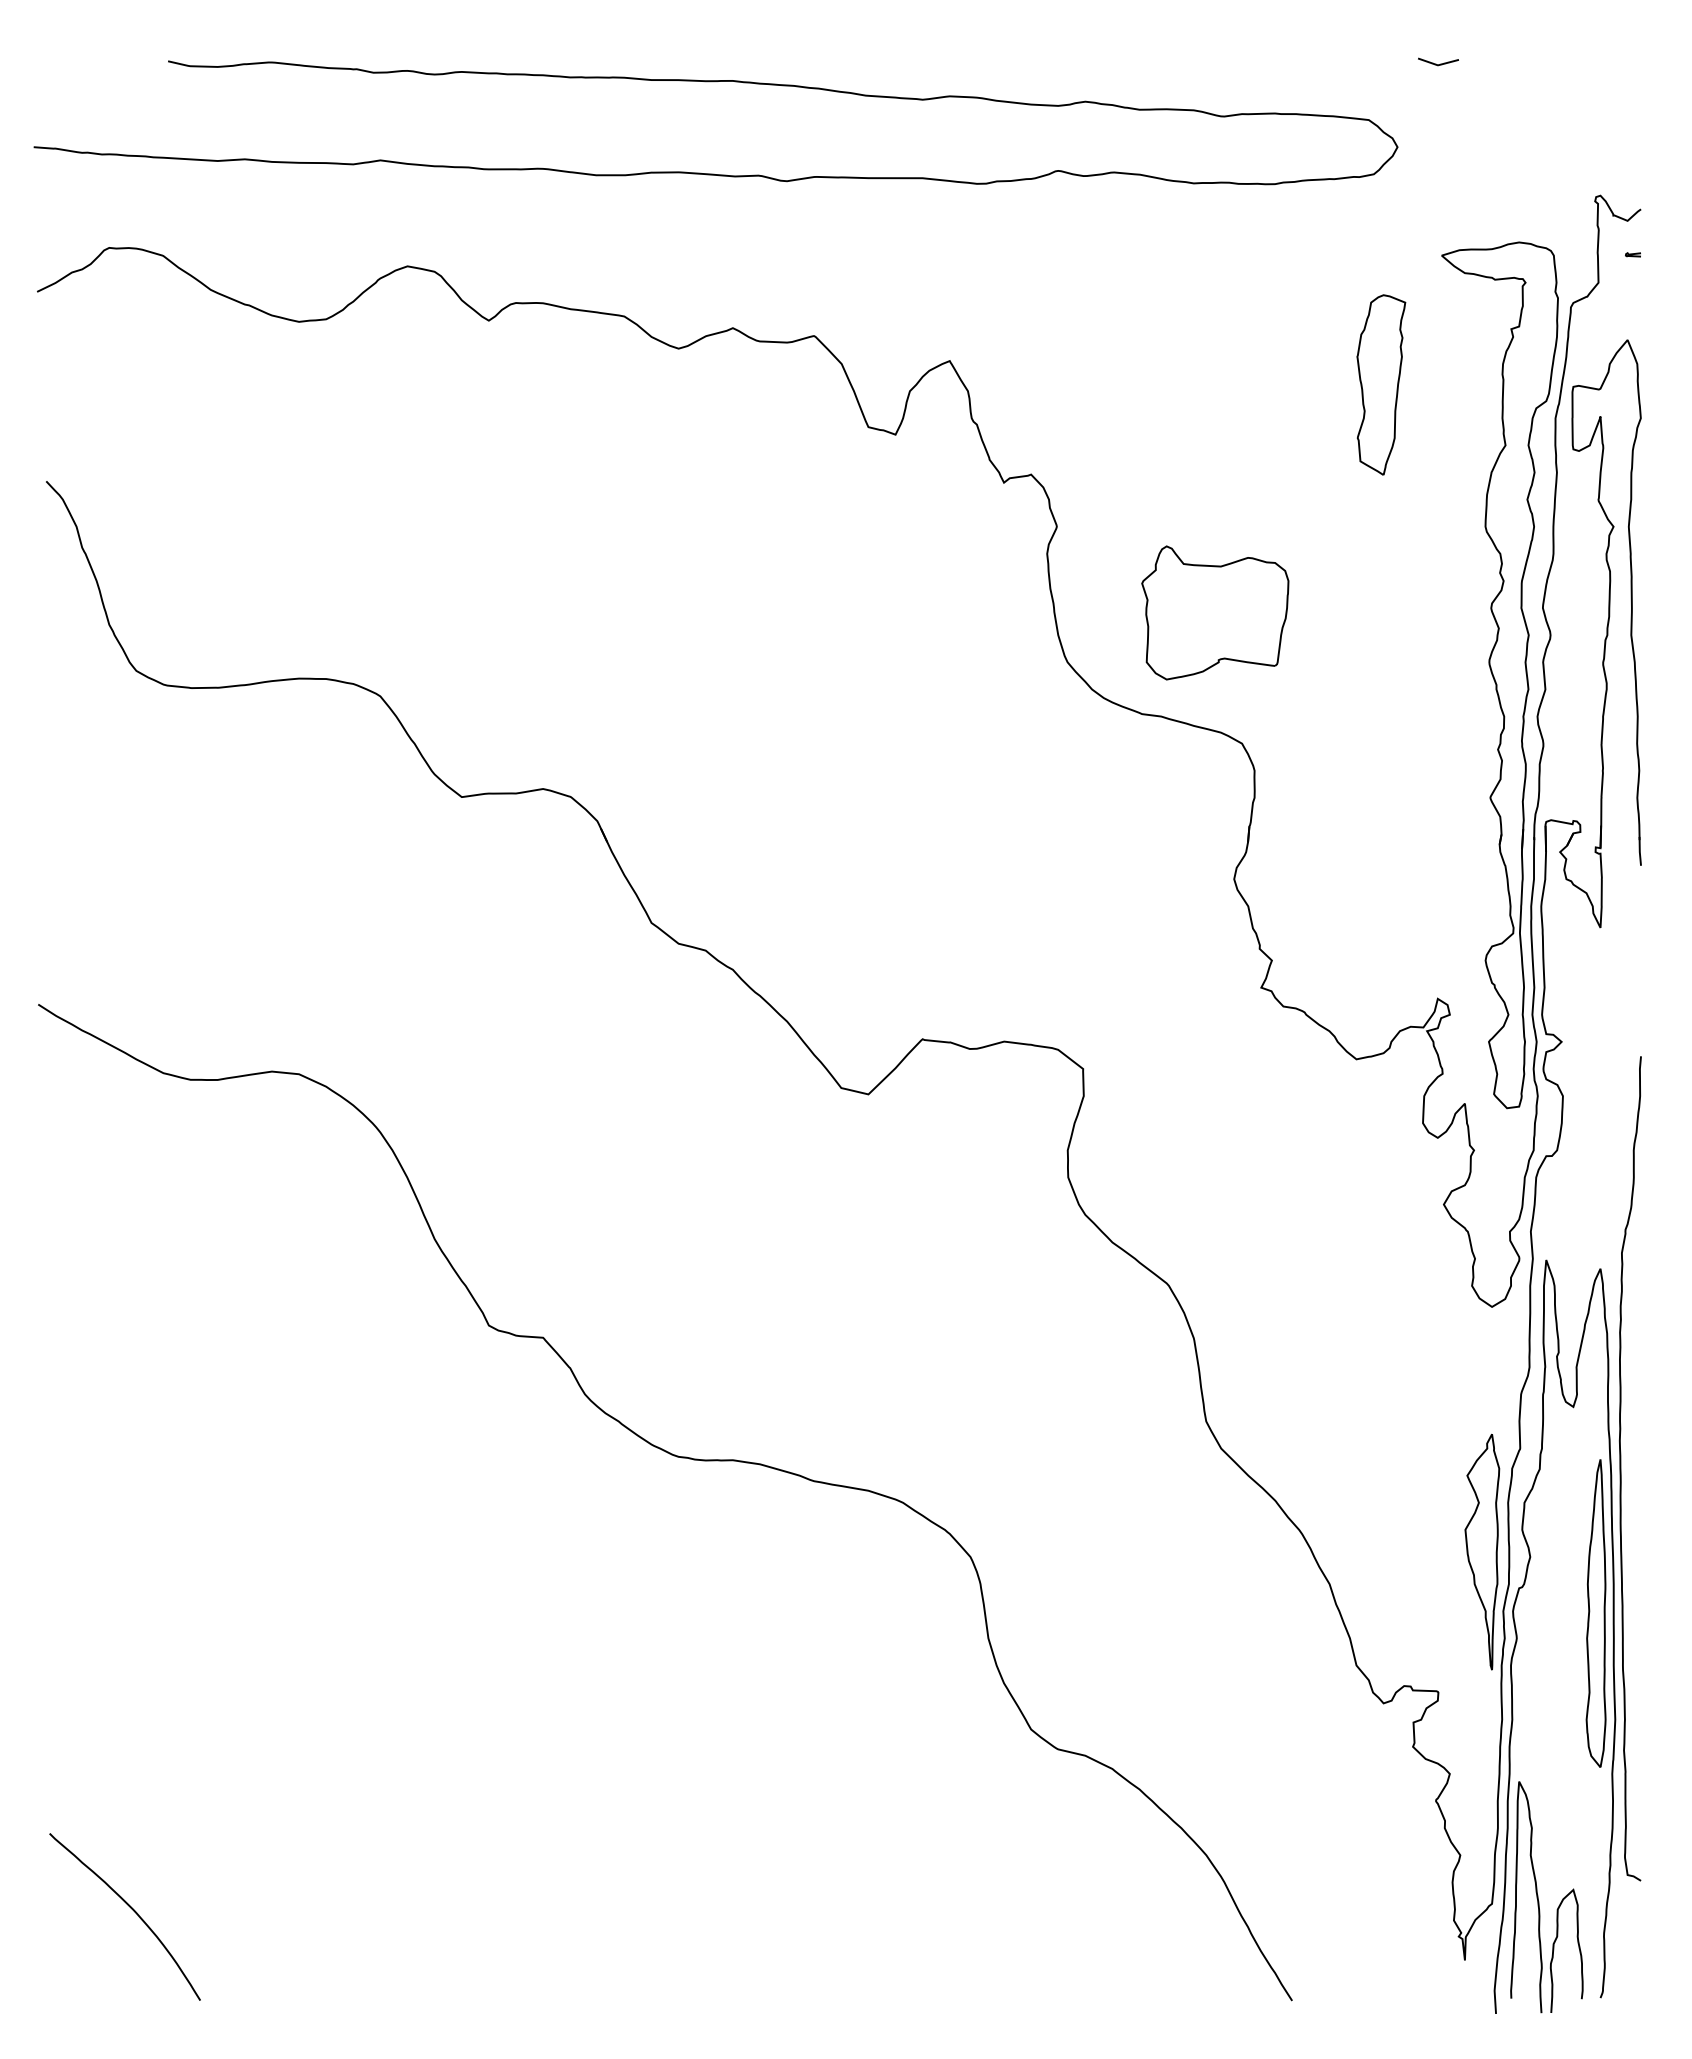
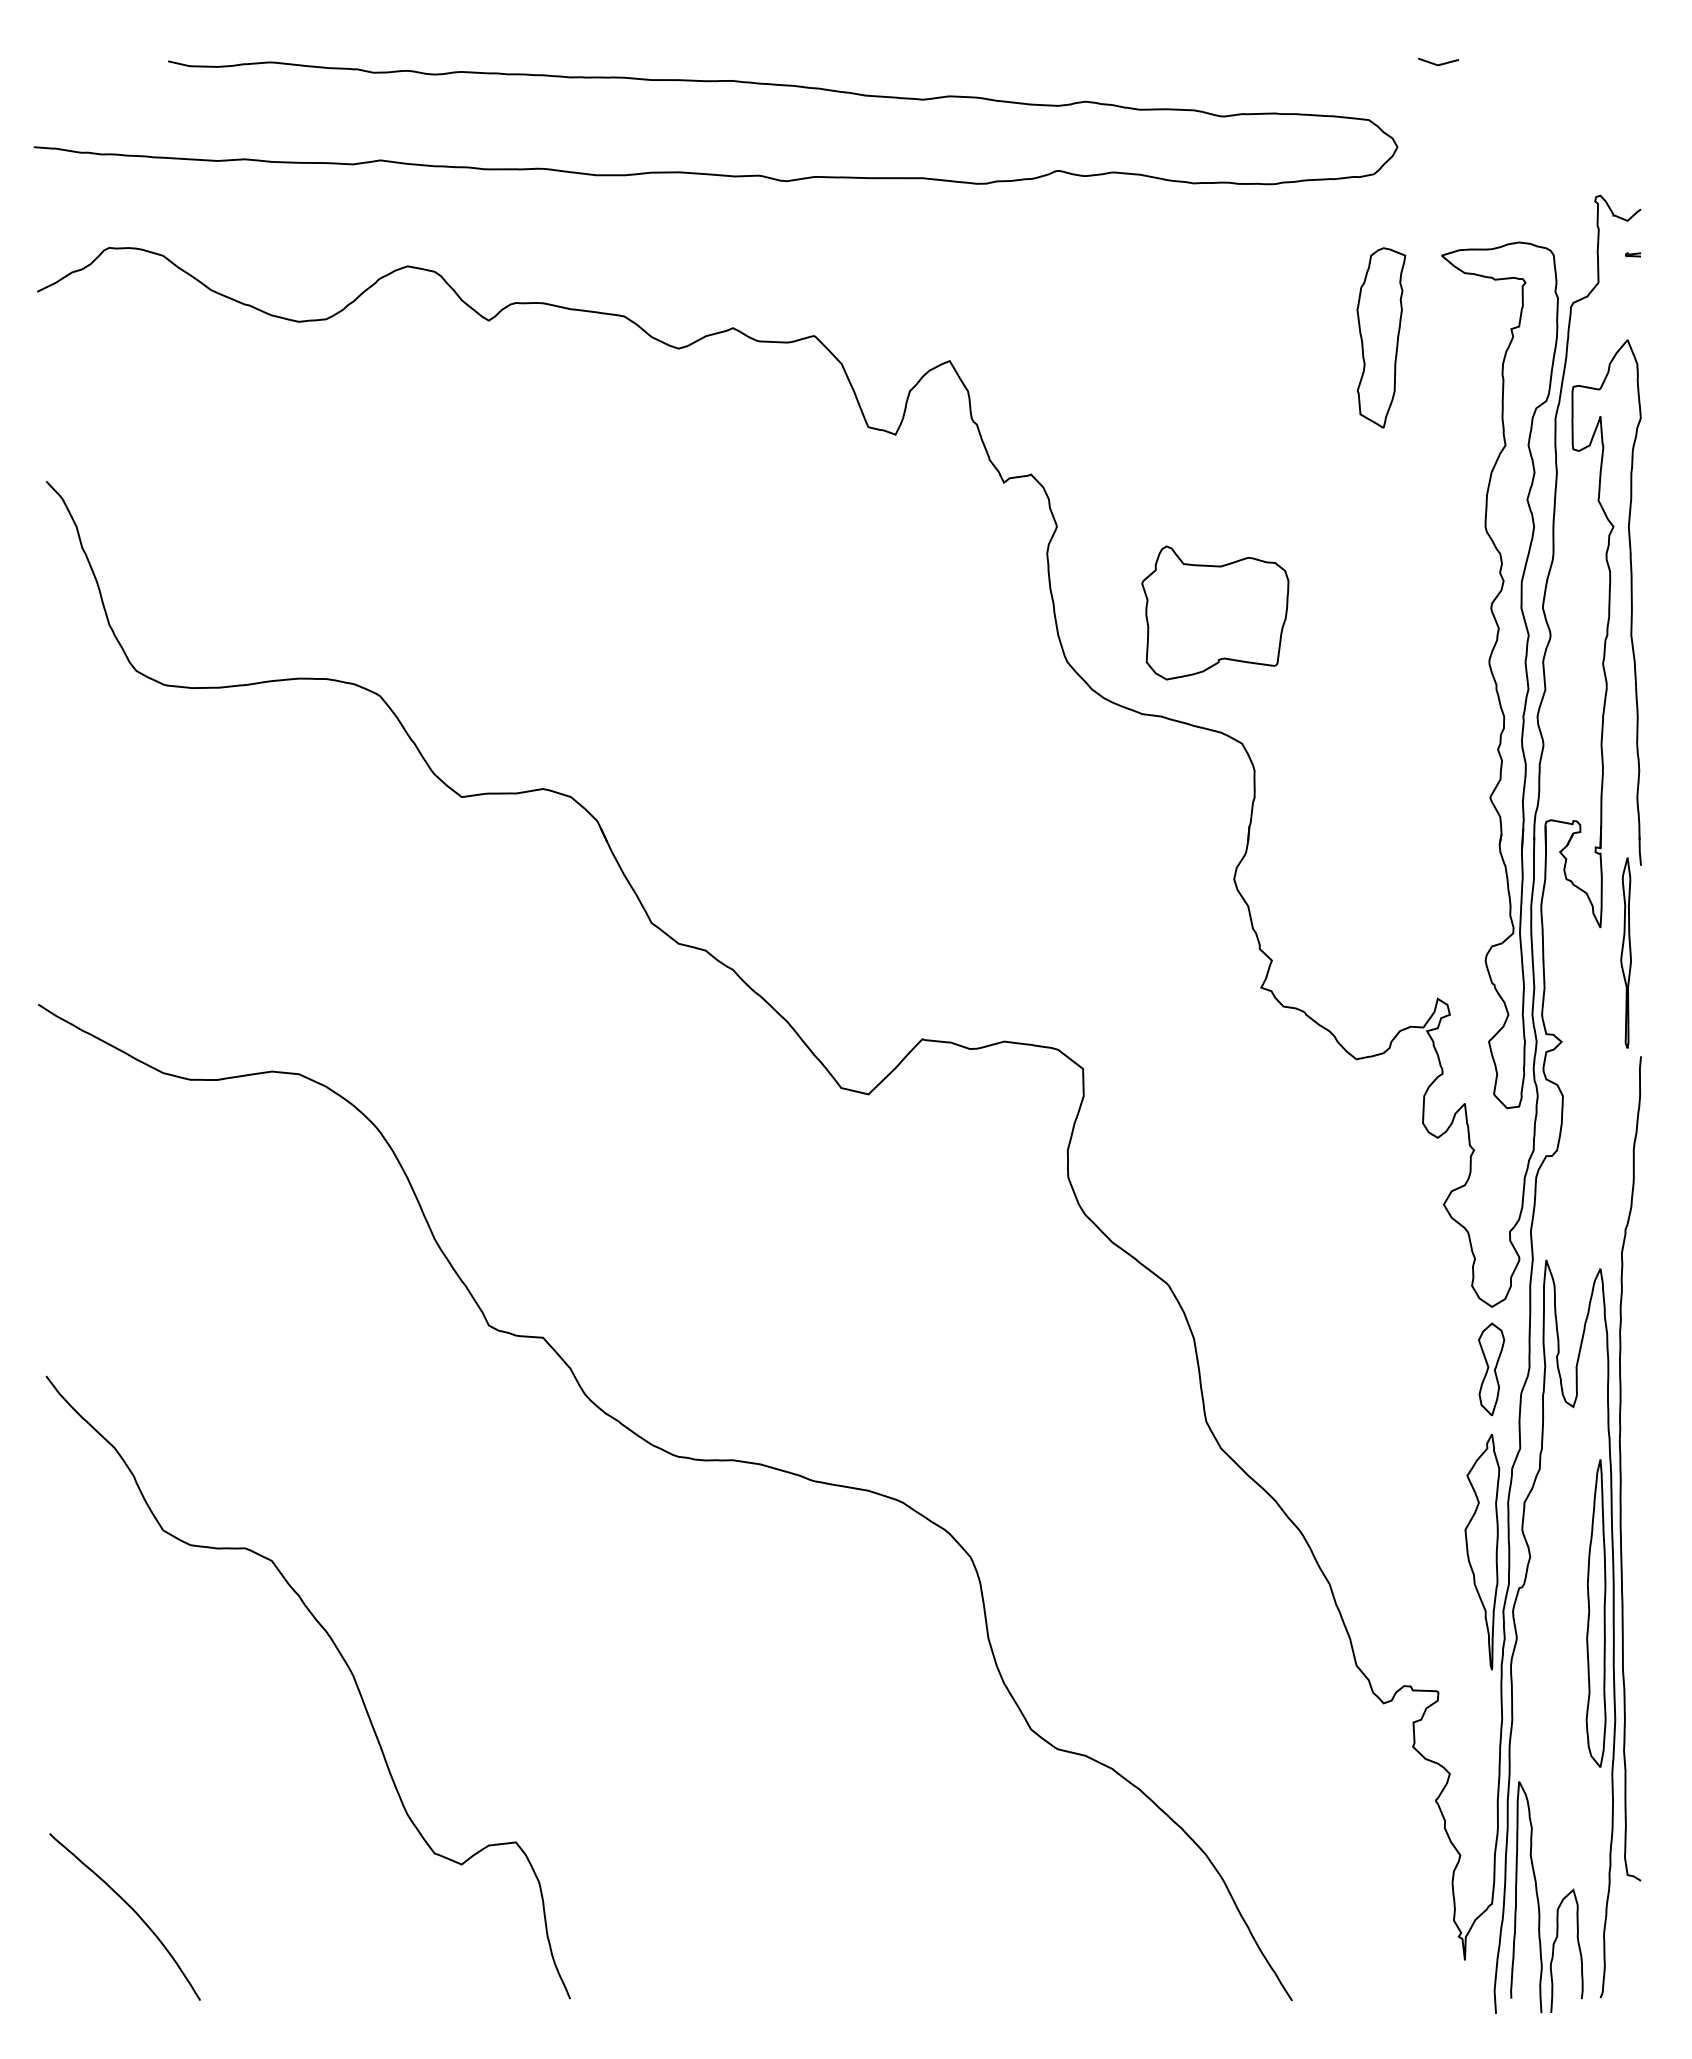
part position: (1381, 384) -> (1381, 337) (1381, 337)
part: none -> present (1625, 952)
part: none -> present (1491, 1369)
curve: none -> present (345, 1664)
